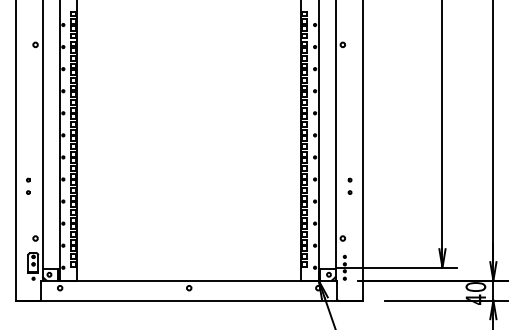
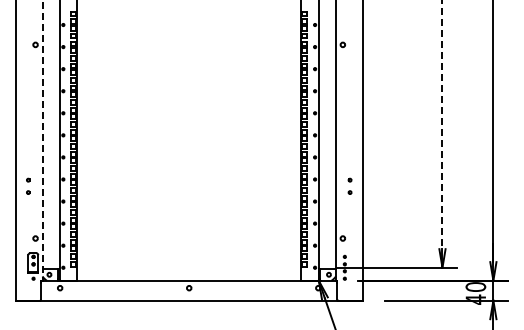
line: solid -> dashed (442, 125)
line: solid -> dashed (42, 140)
